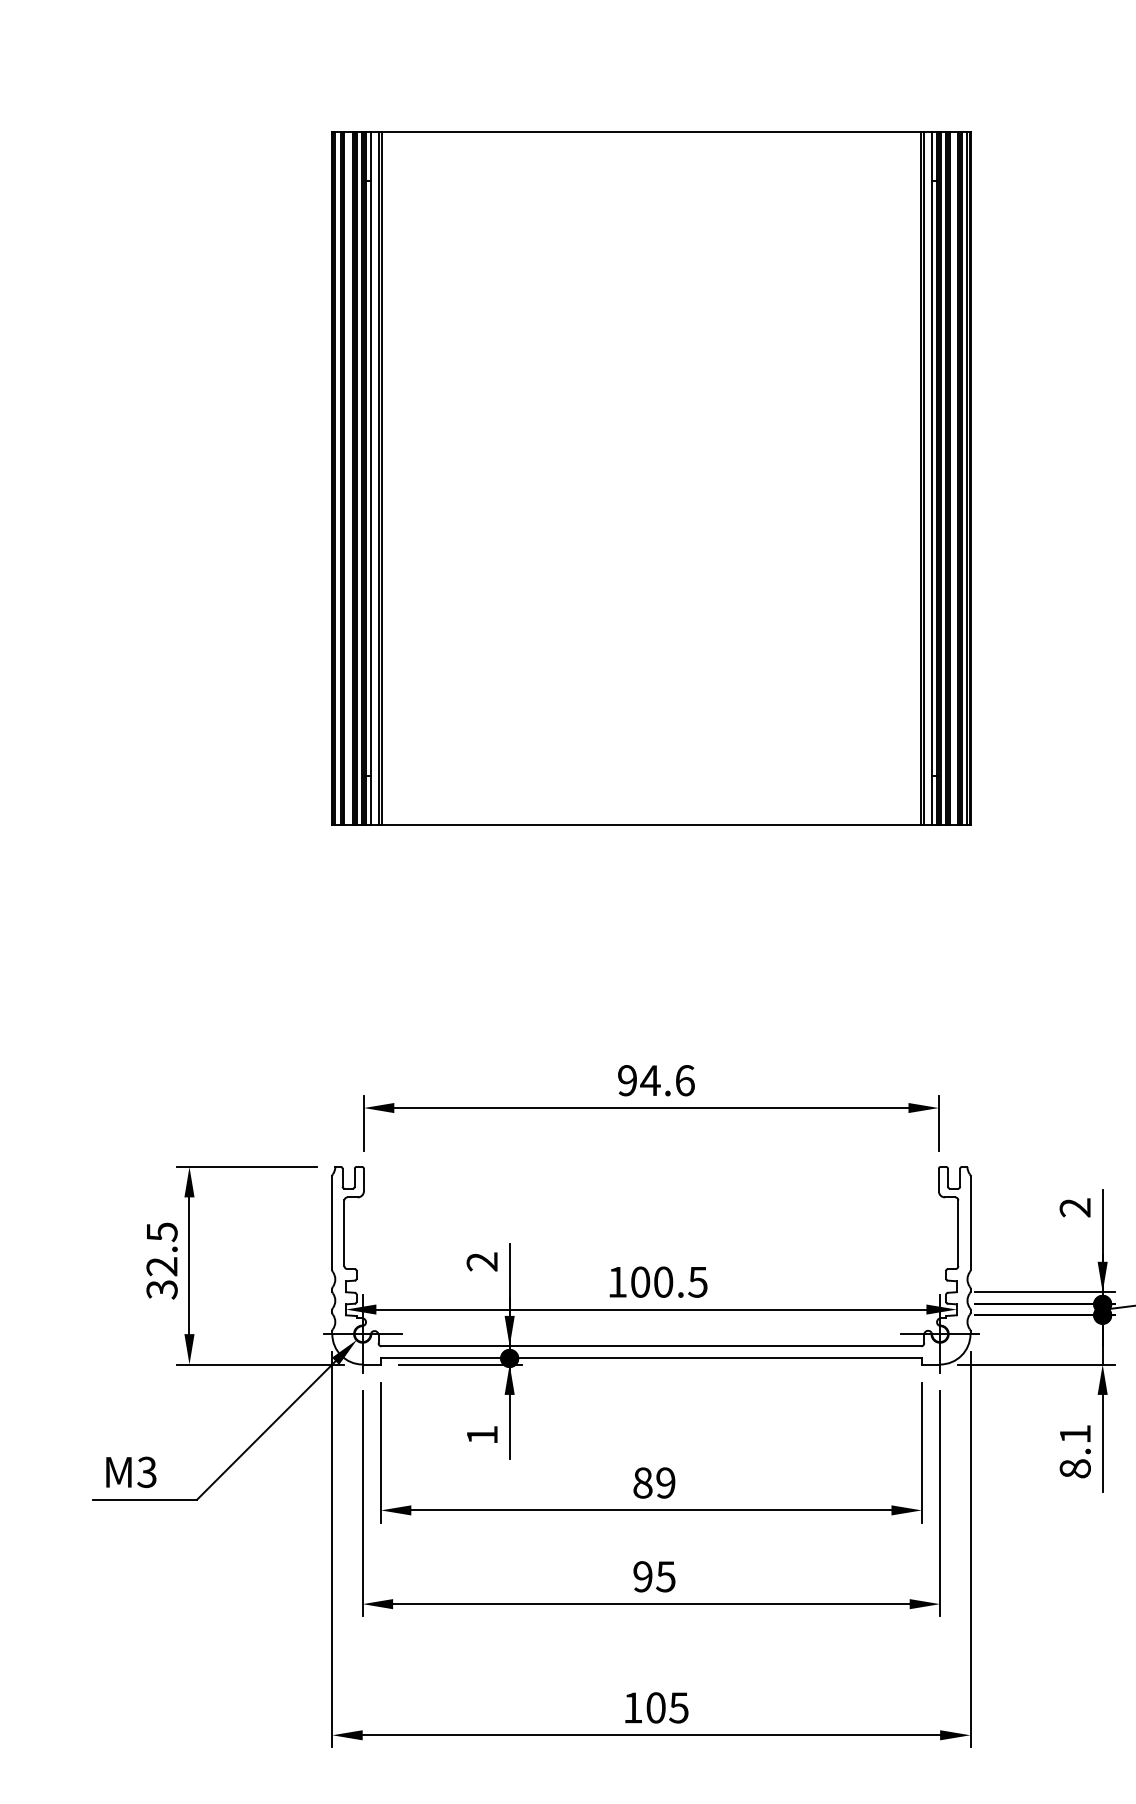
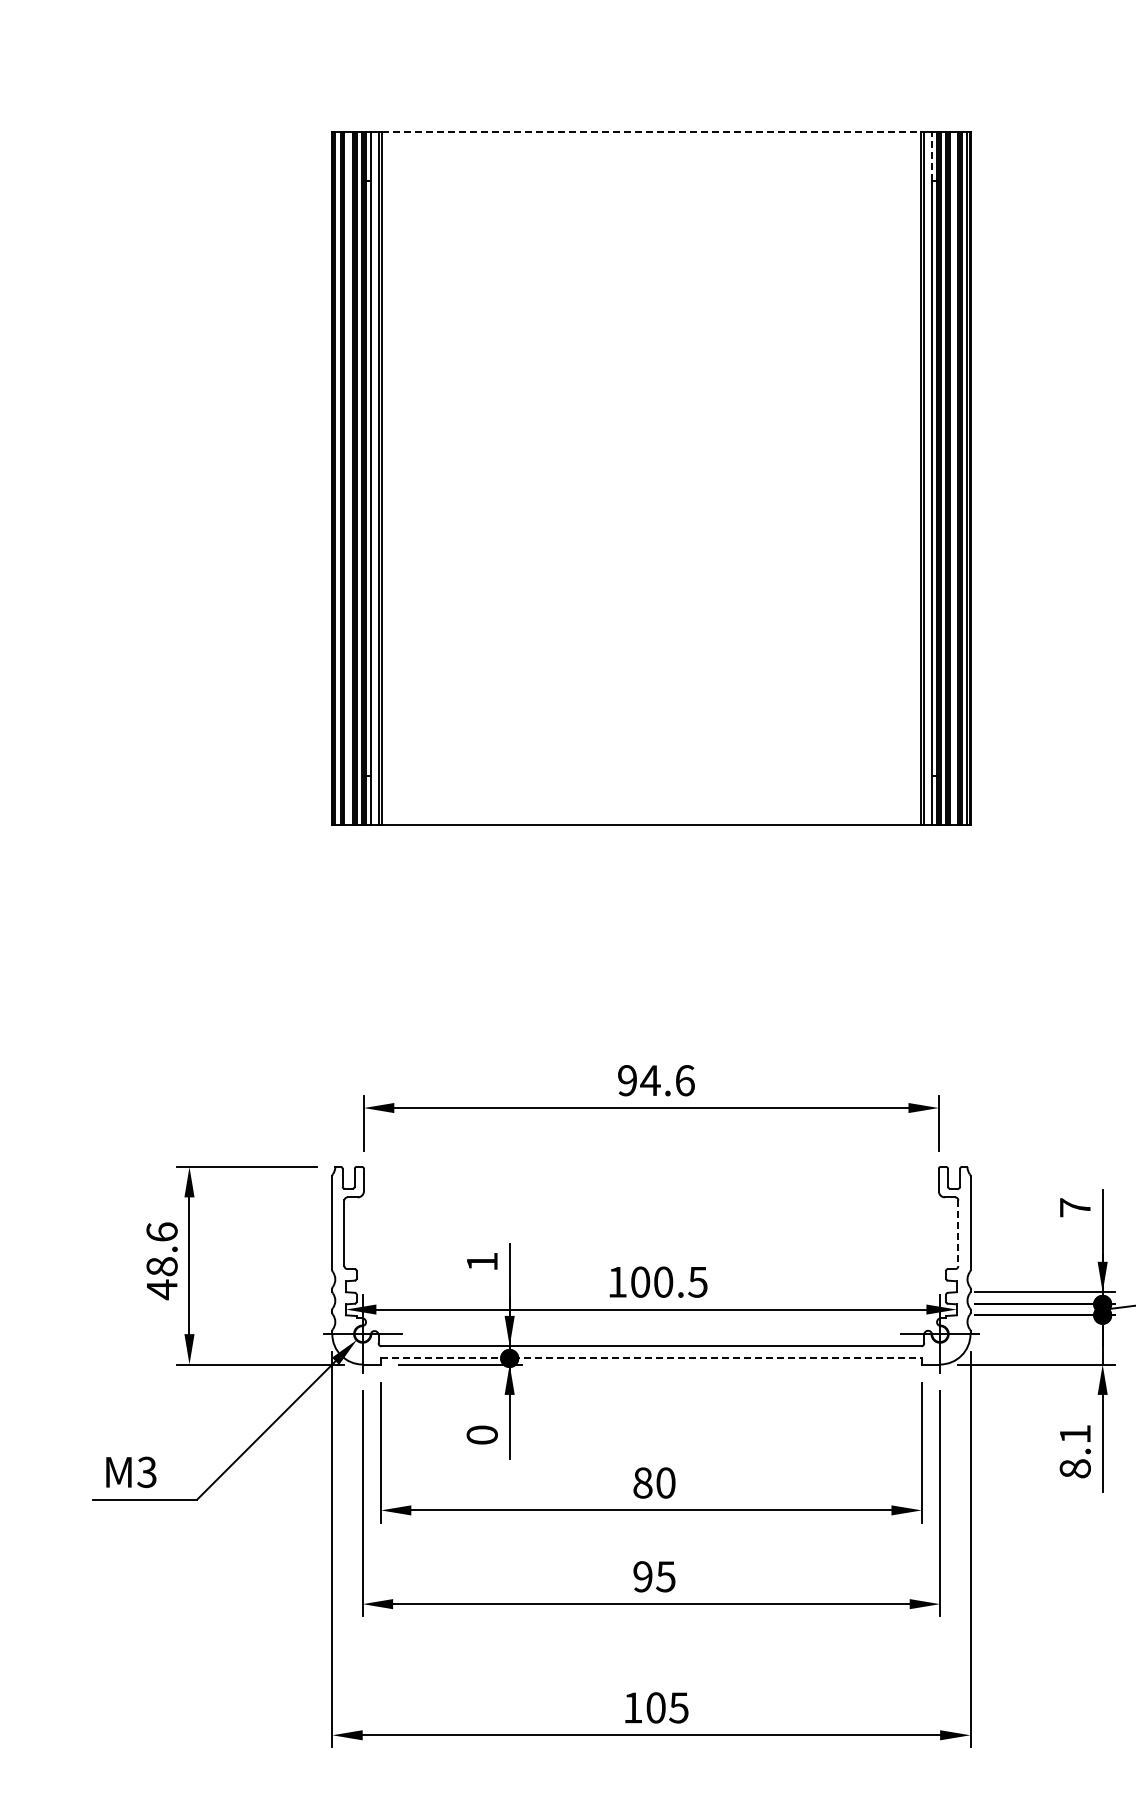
line: solid -> dashed (651, 131)
line: solid -> dashed (931, 155)
text: 2 -> 7 (1074, 1207)
line: solid -> dashed (958, 1233)
text: 32.5 -> 48.6 (161, 1261)
text: 2 -> 1 (481, 1261)
line: solid -> dashed (651, 1358)
text: 1 -> 0 (481, 1434)
text: 89 -> 80 (665, 1482)
